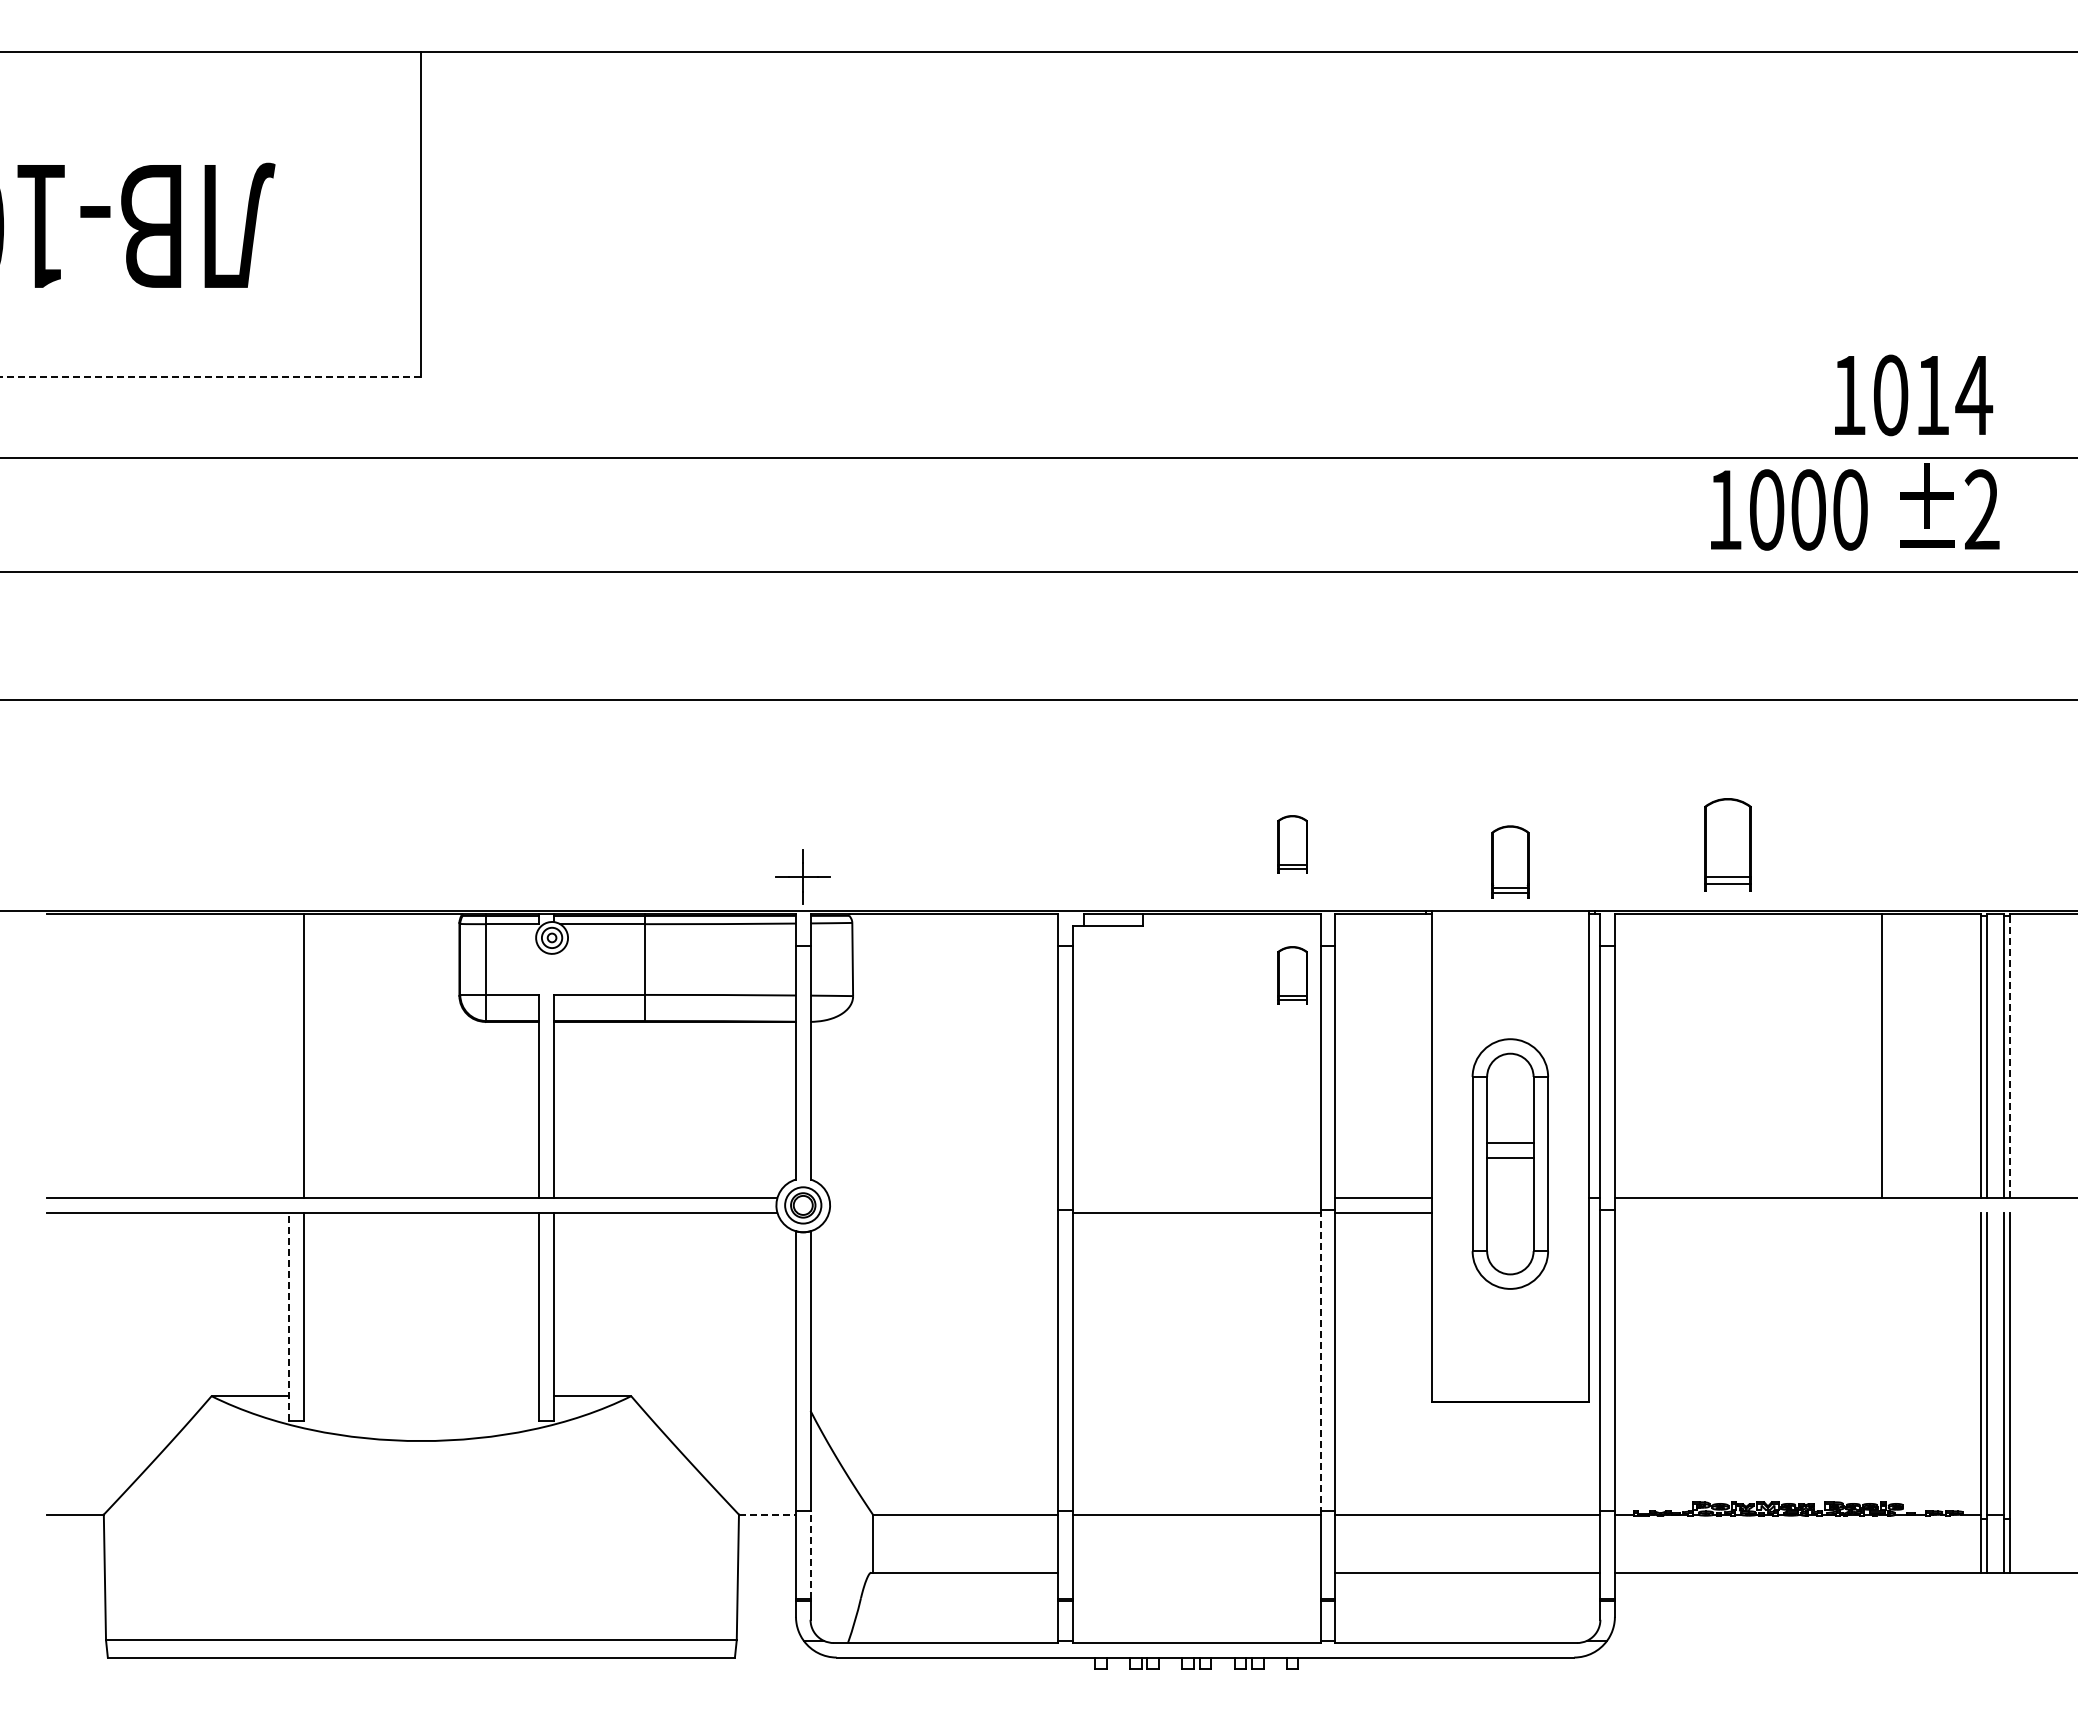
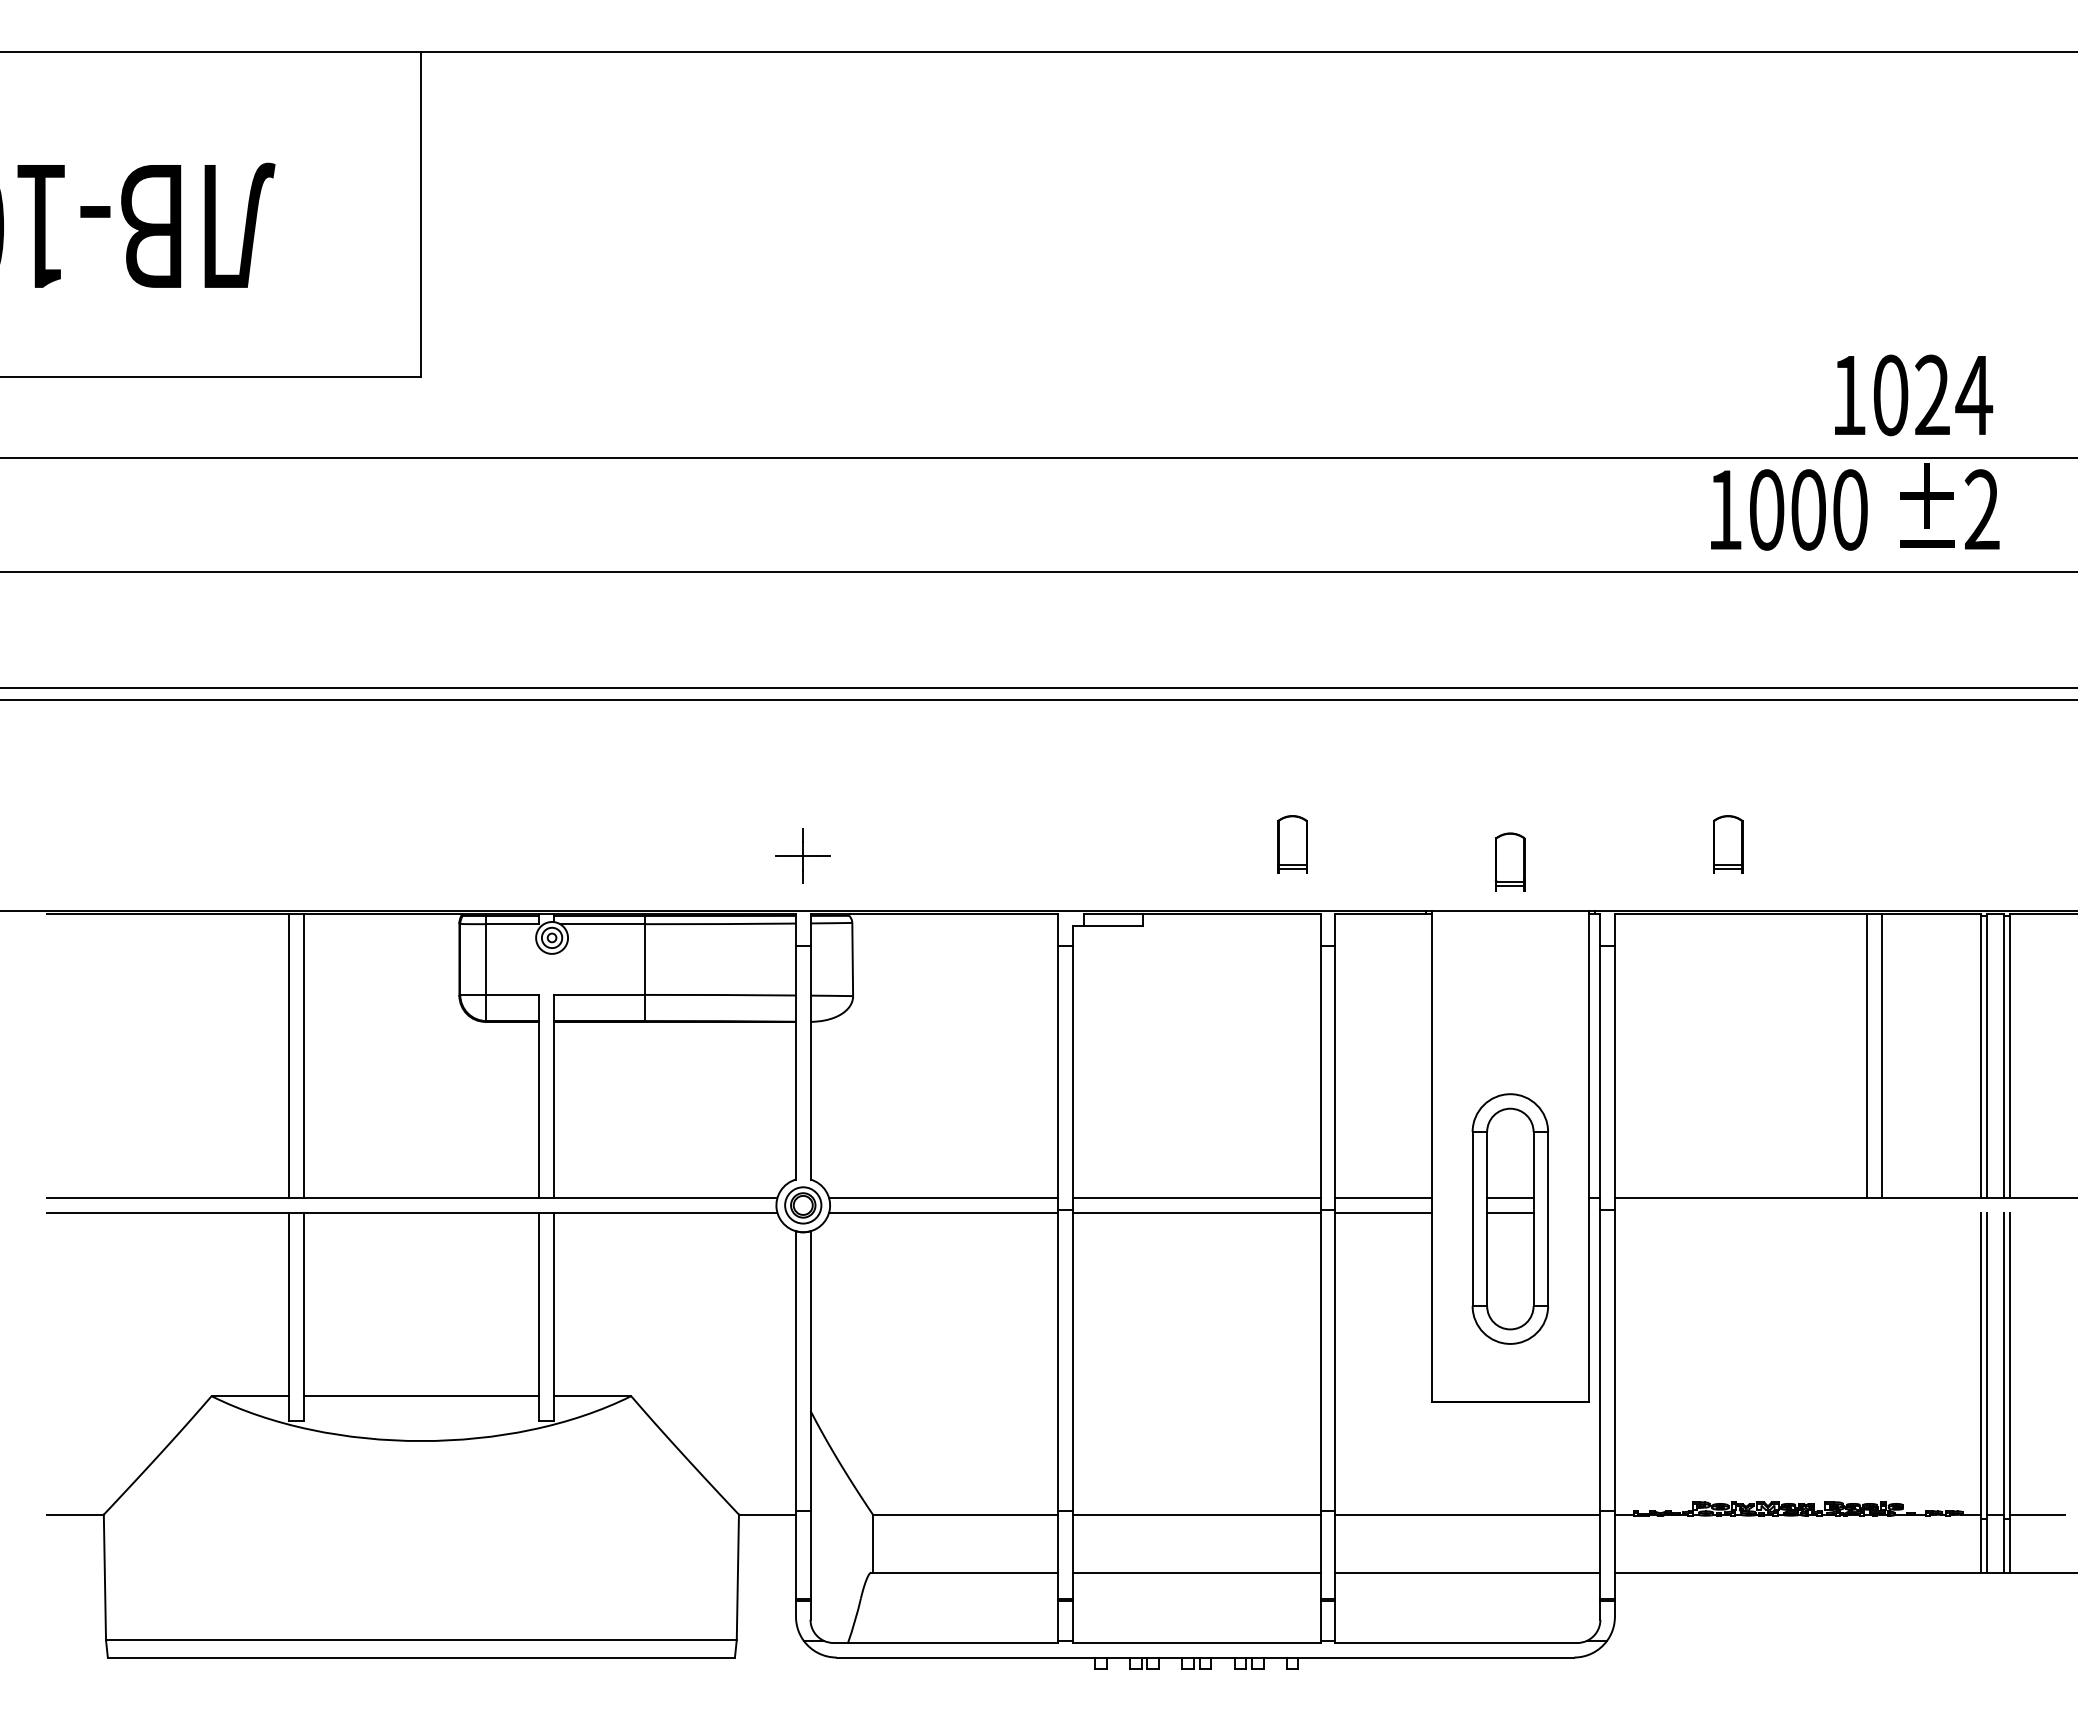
line: dashed -> solid (210, 377)
text: 1014 -> 1024 (1932, 394)
line: none -> present (1038, 687)
part size: 48x94 px -> 31x59 px (1728, 844)
part size: 39x74 px -> 32x60 px (1509, 861)
part position: (802, 876) -> (802, 855) (802, 855)
part: present -> none (1292, 975)
line: none -> present (289, 1056)
line: none -> present (1867, 1056)
line: dashed -> solid (2009, 1057)
part position: (1509, 1163) -> (1509, 1218) (1509, 1218)
line: none -> present (943, 1198)
line: none -> present (1196, 1198)
line: none -> present (943, 1212)
line: dashed -> solid (289, 1316)
line: dashed -> solid (1320, 1360)
line: none -> present (421, 1396)
line: dashed -> solid (767, 1514)
line: none -> present (2037, 1514)
line: dashed -> solid (810, 1555)
line: none -> present (1196, 1572)
